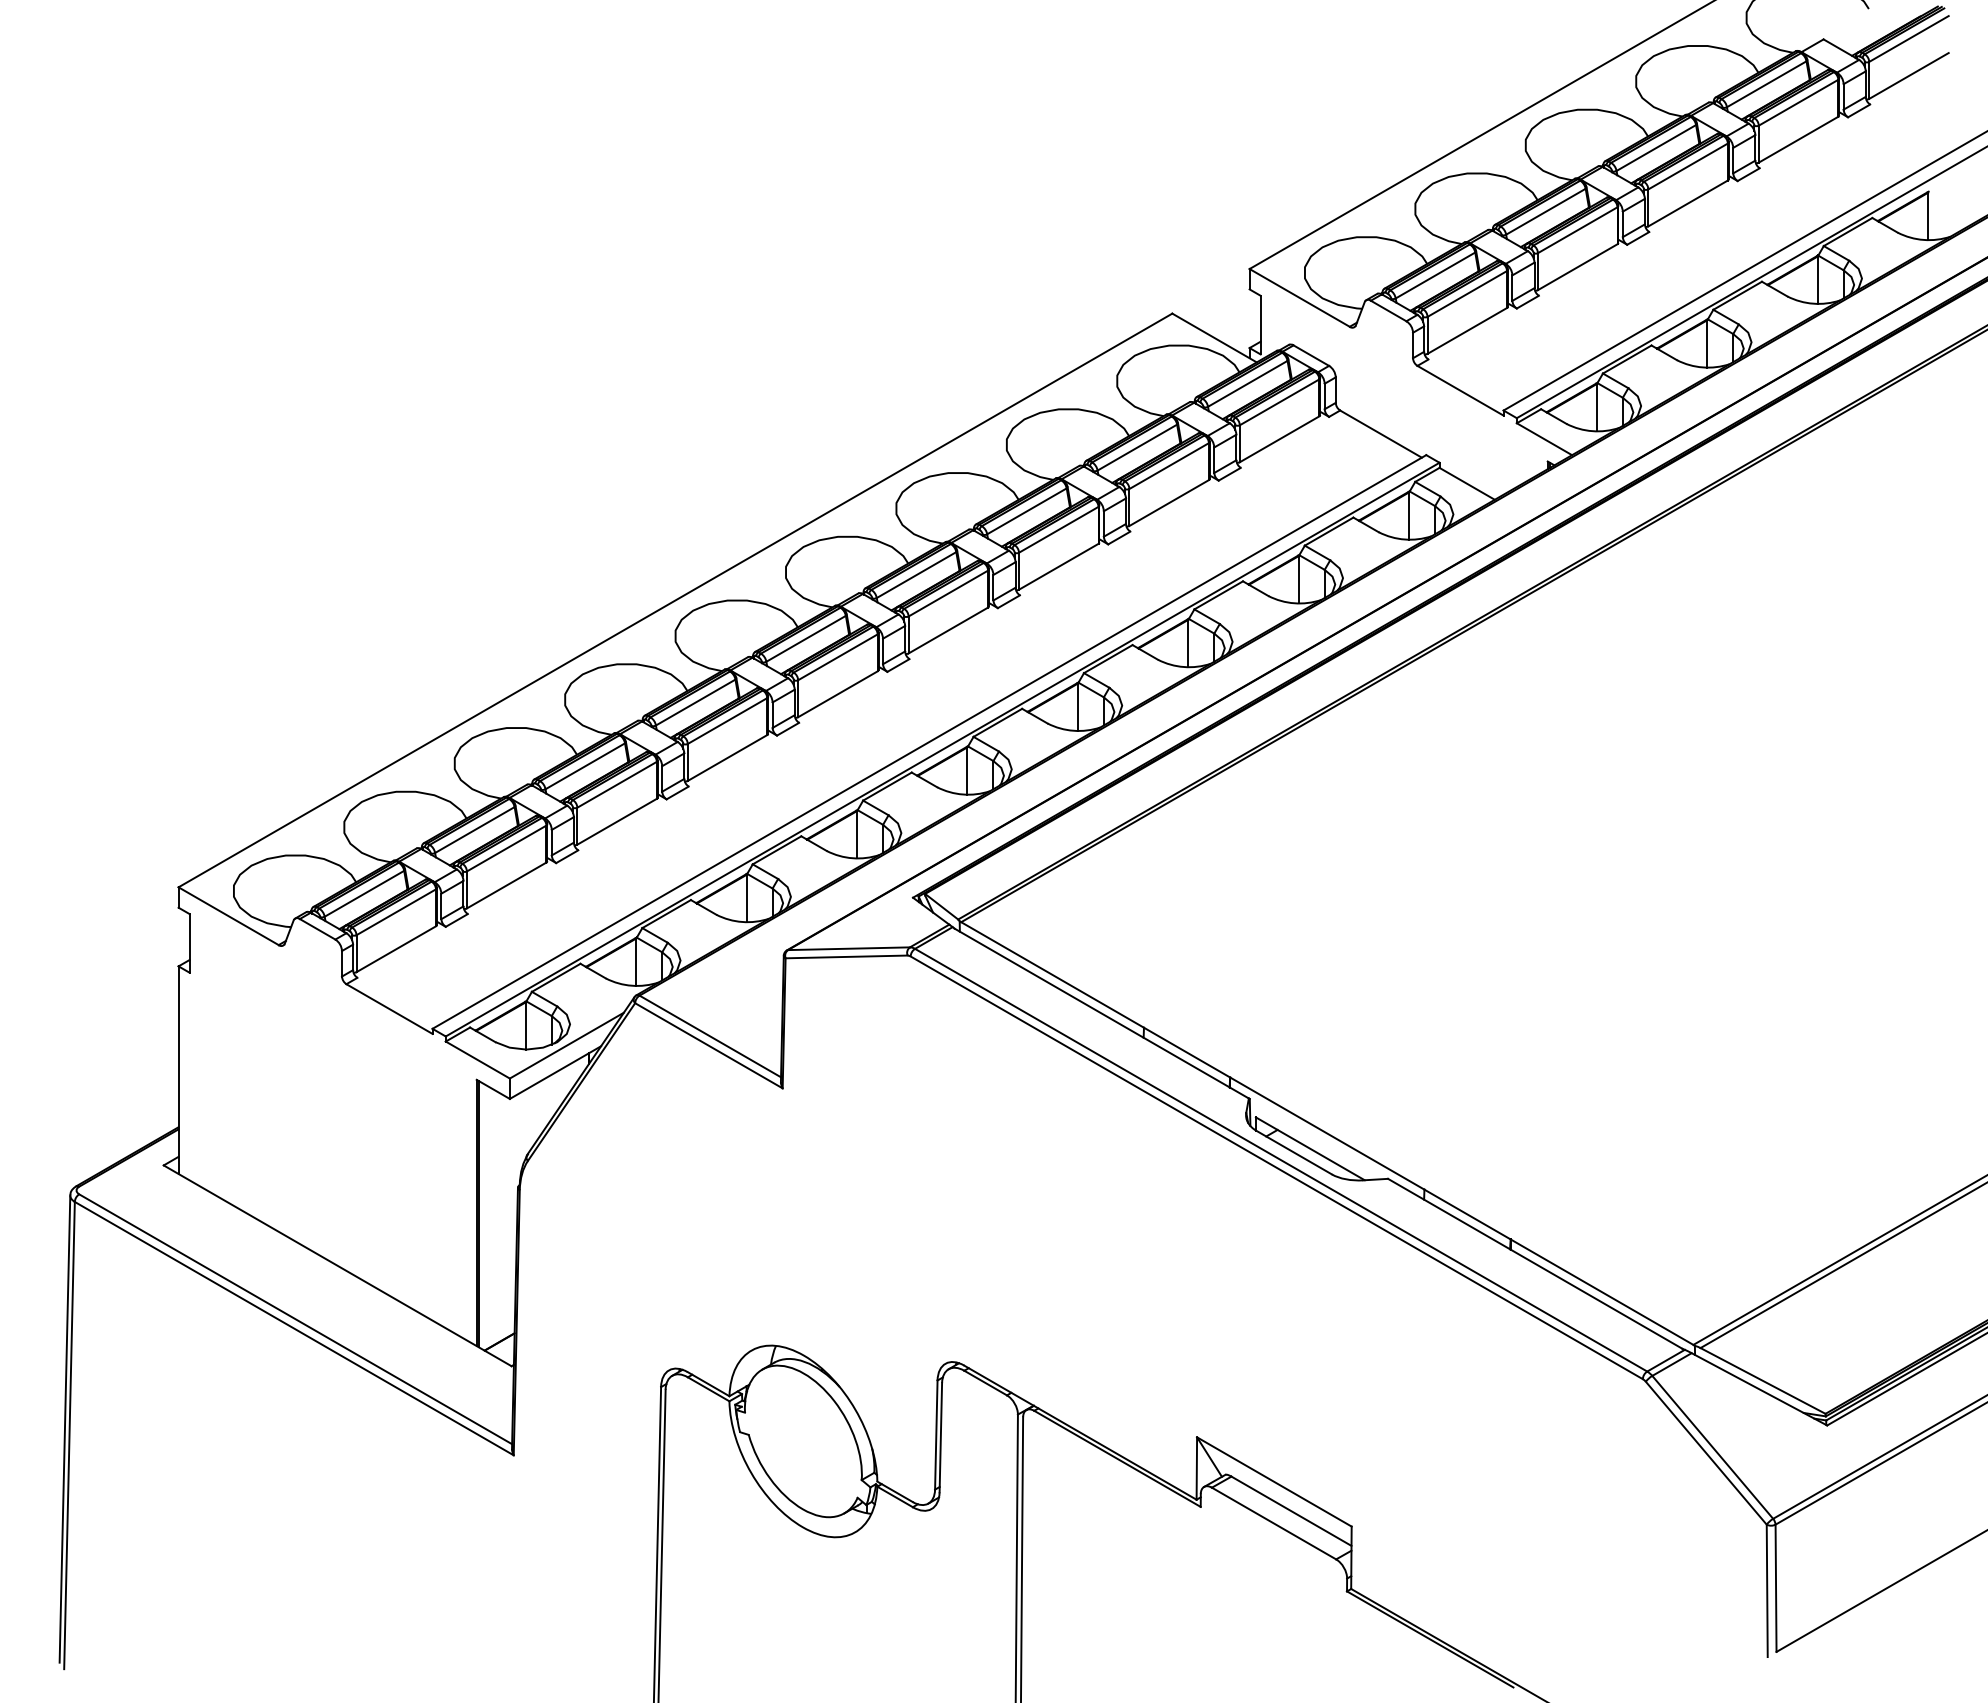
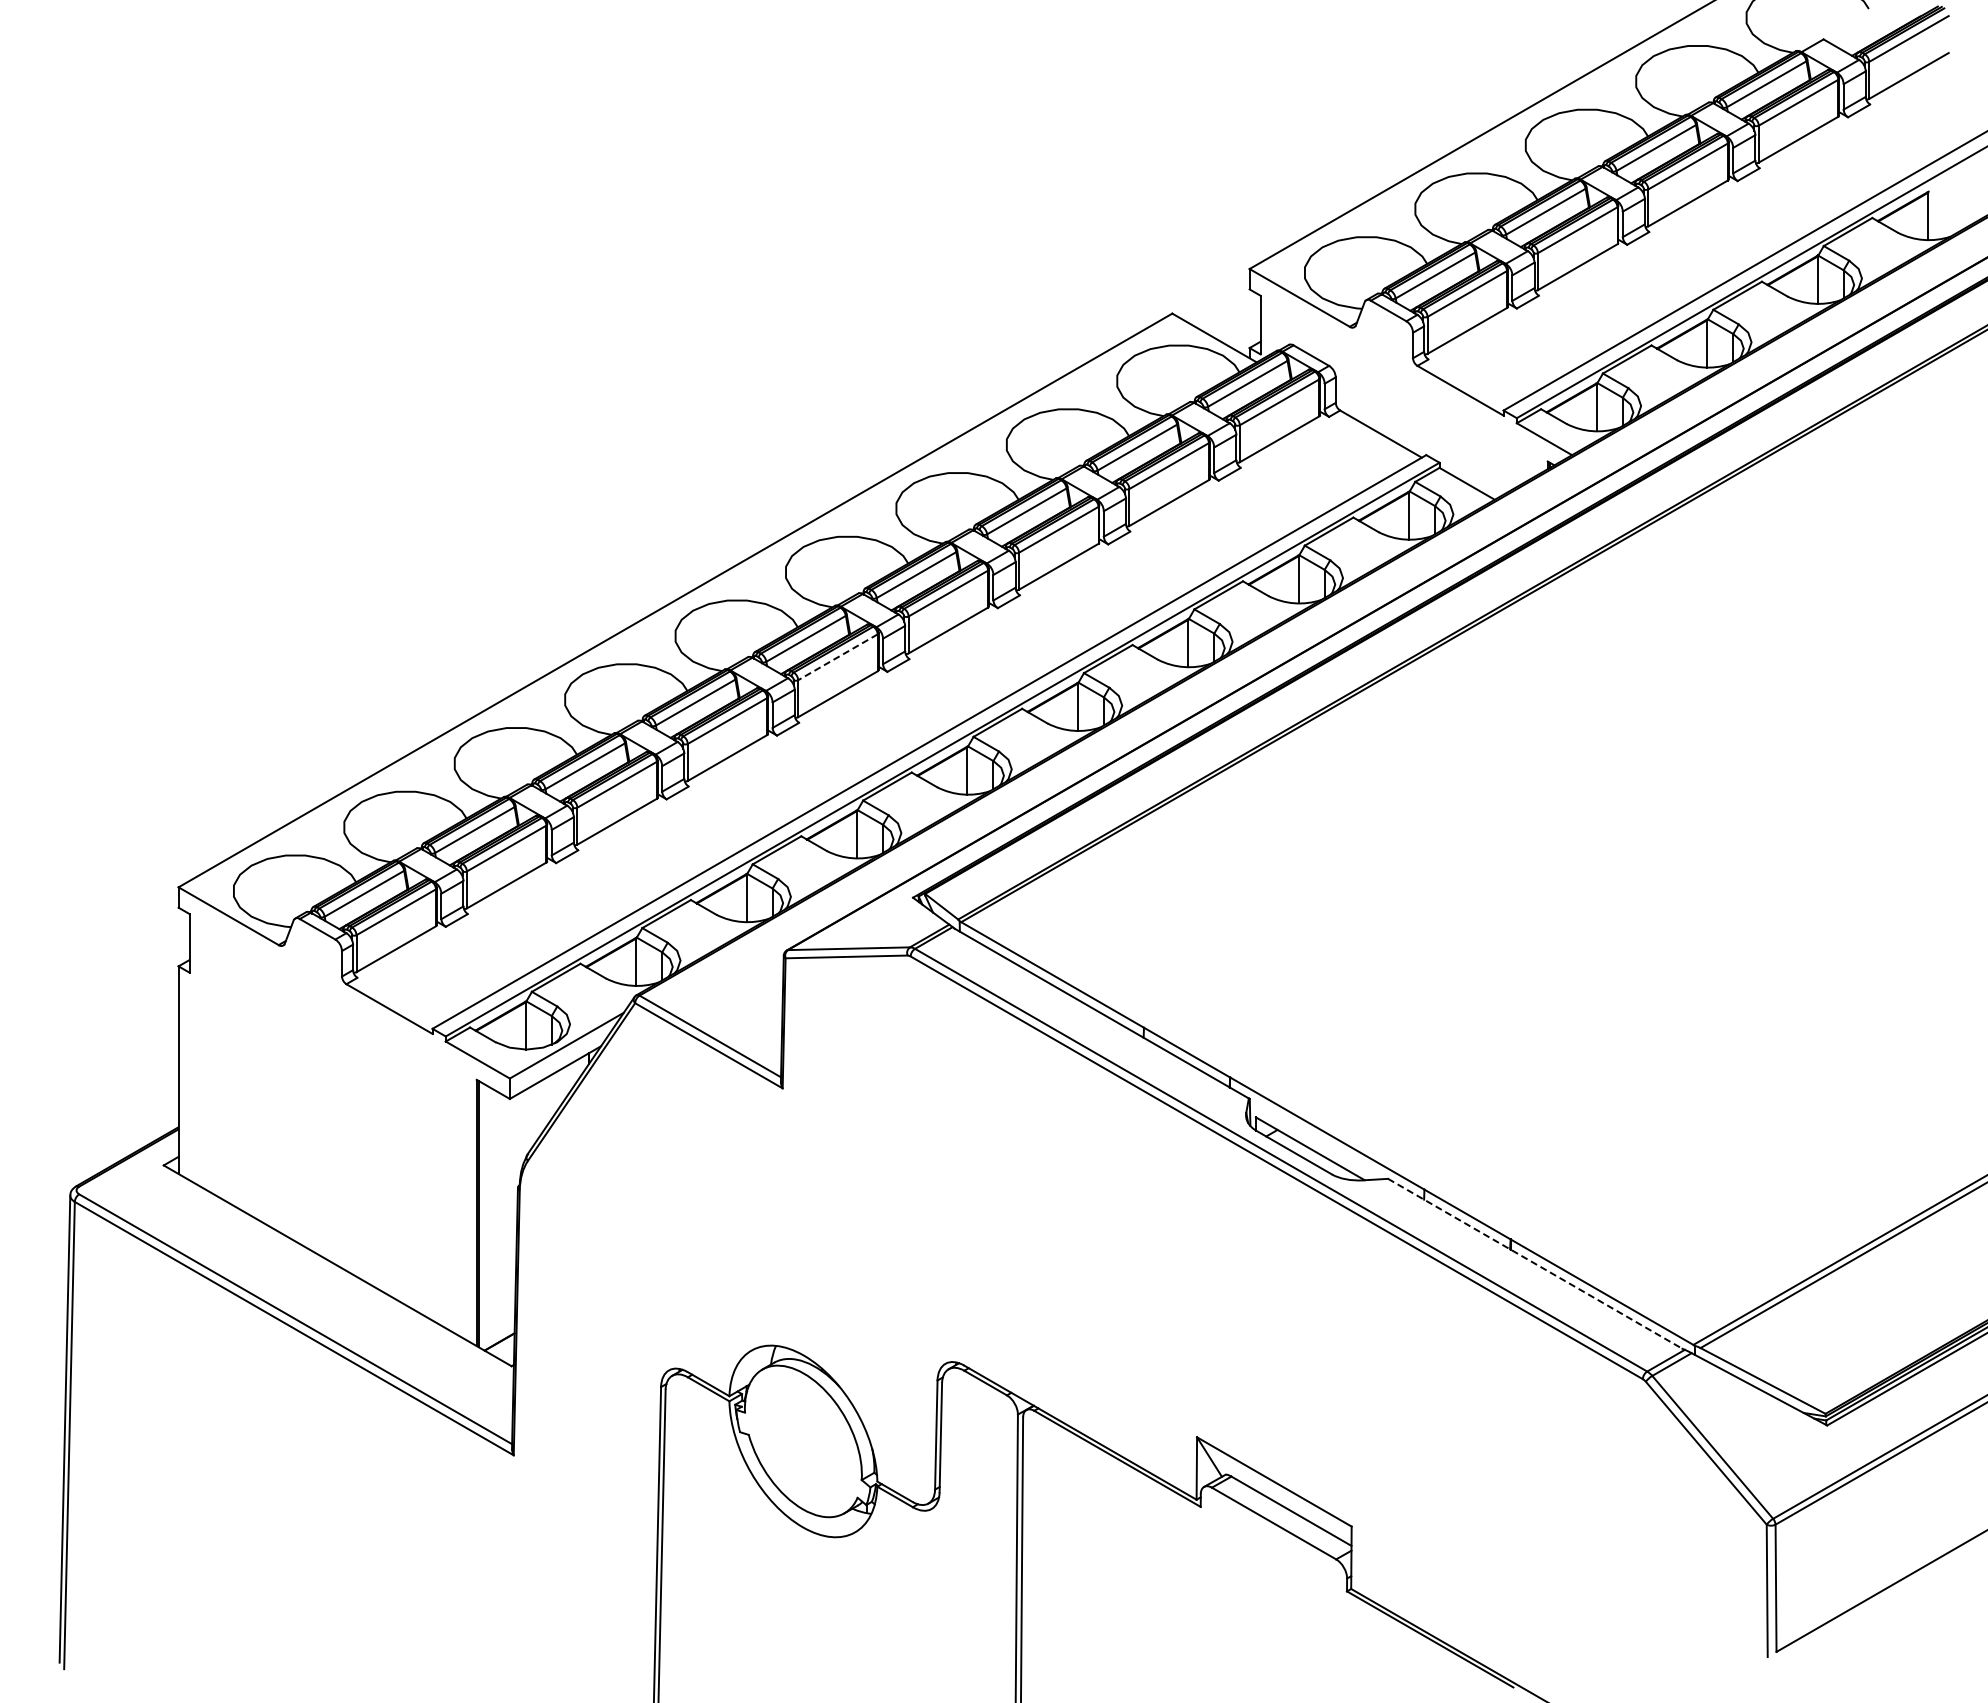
line: solid -> dashed (837, 657)
line: solid -> dashed (1535, 1263)
